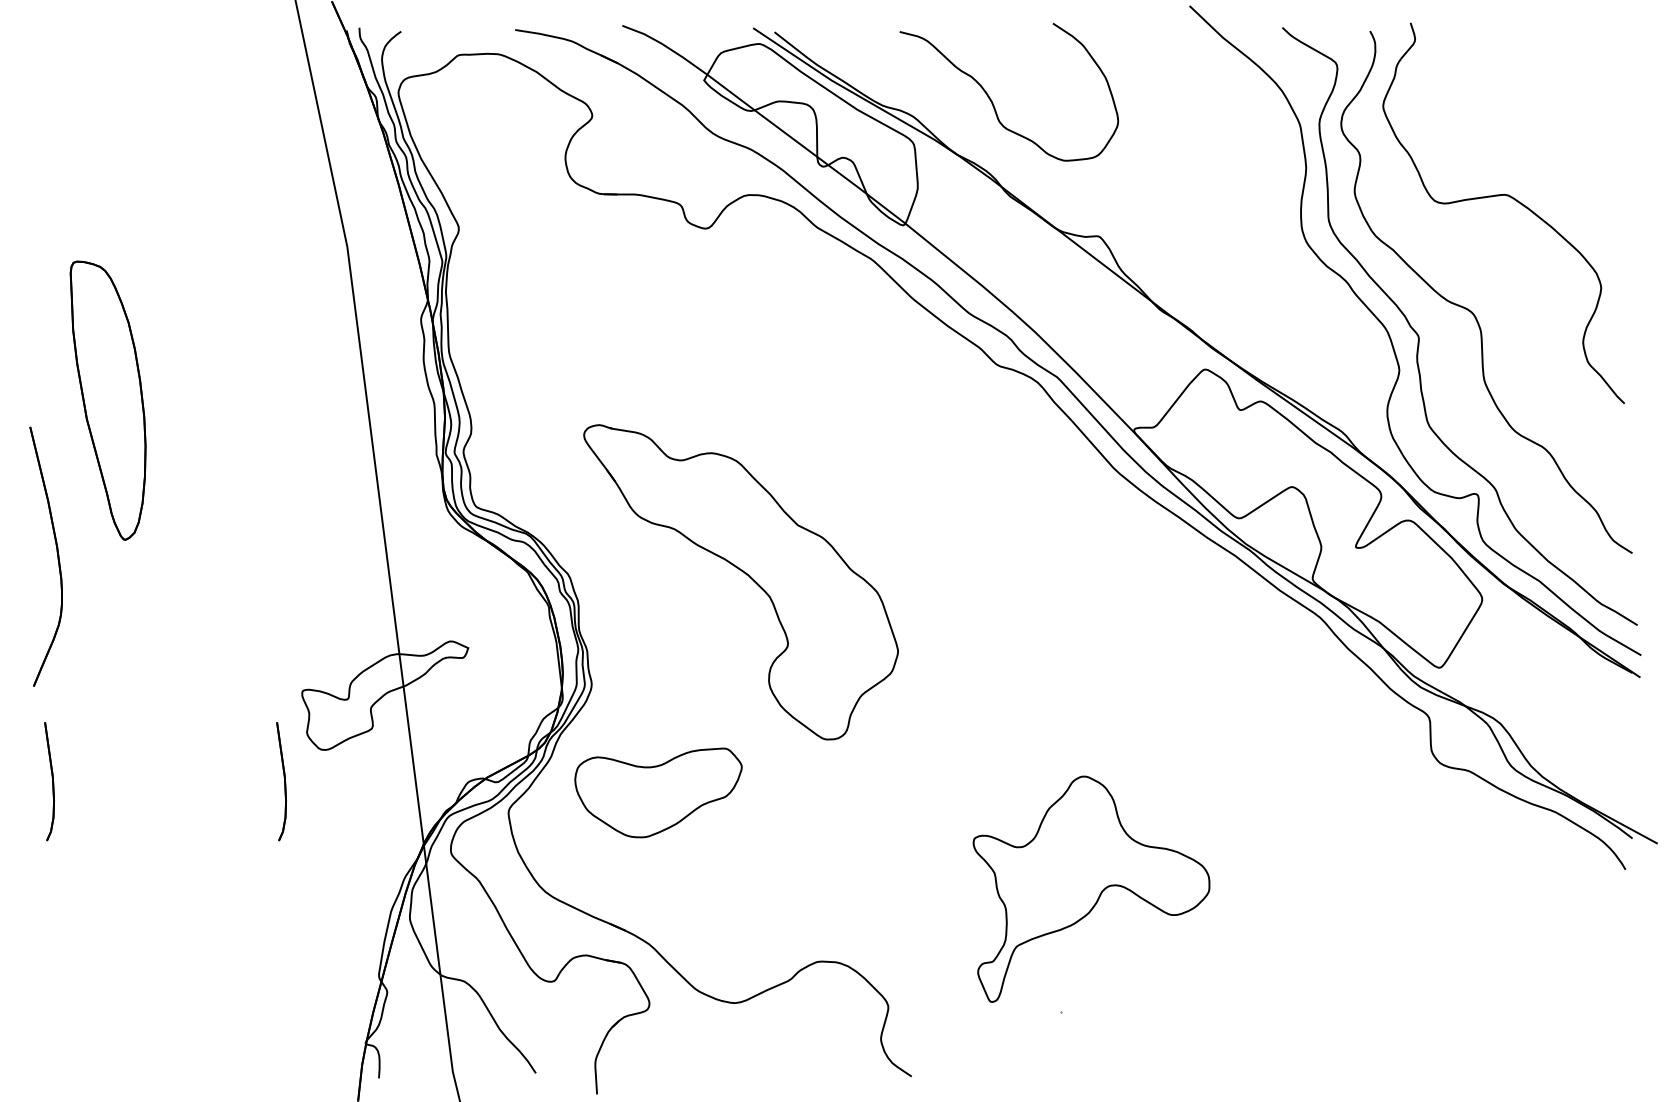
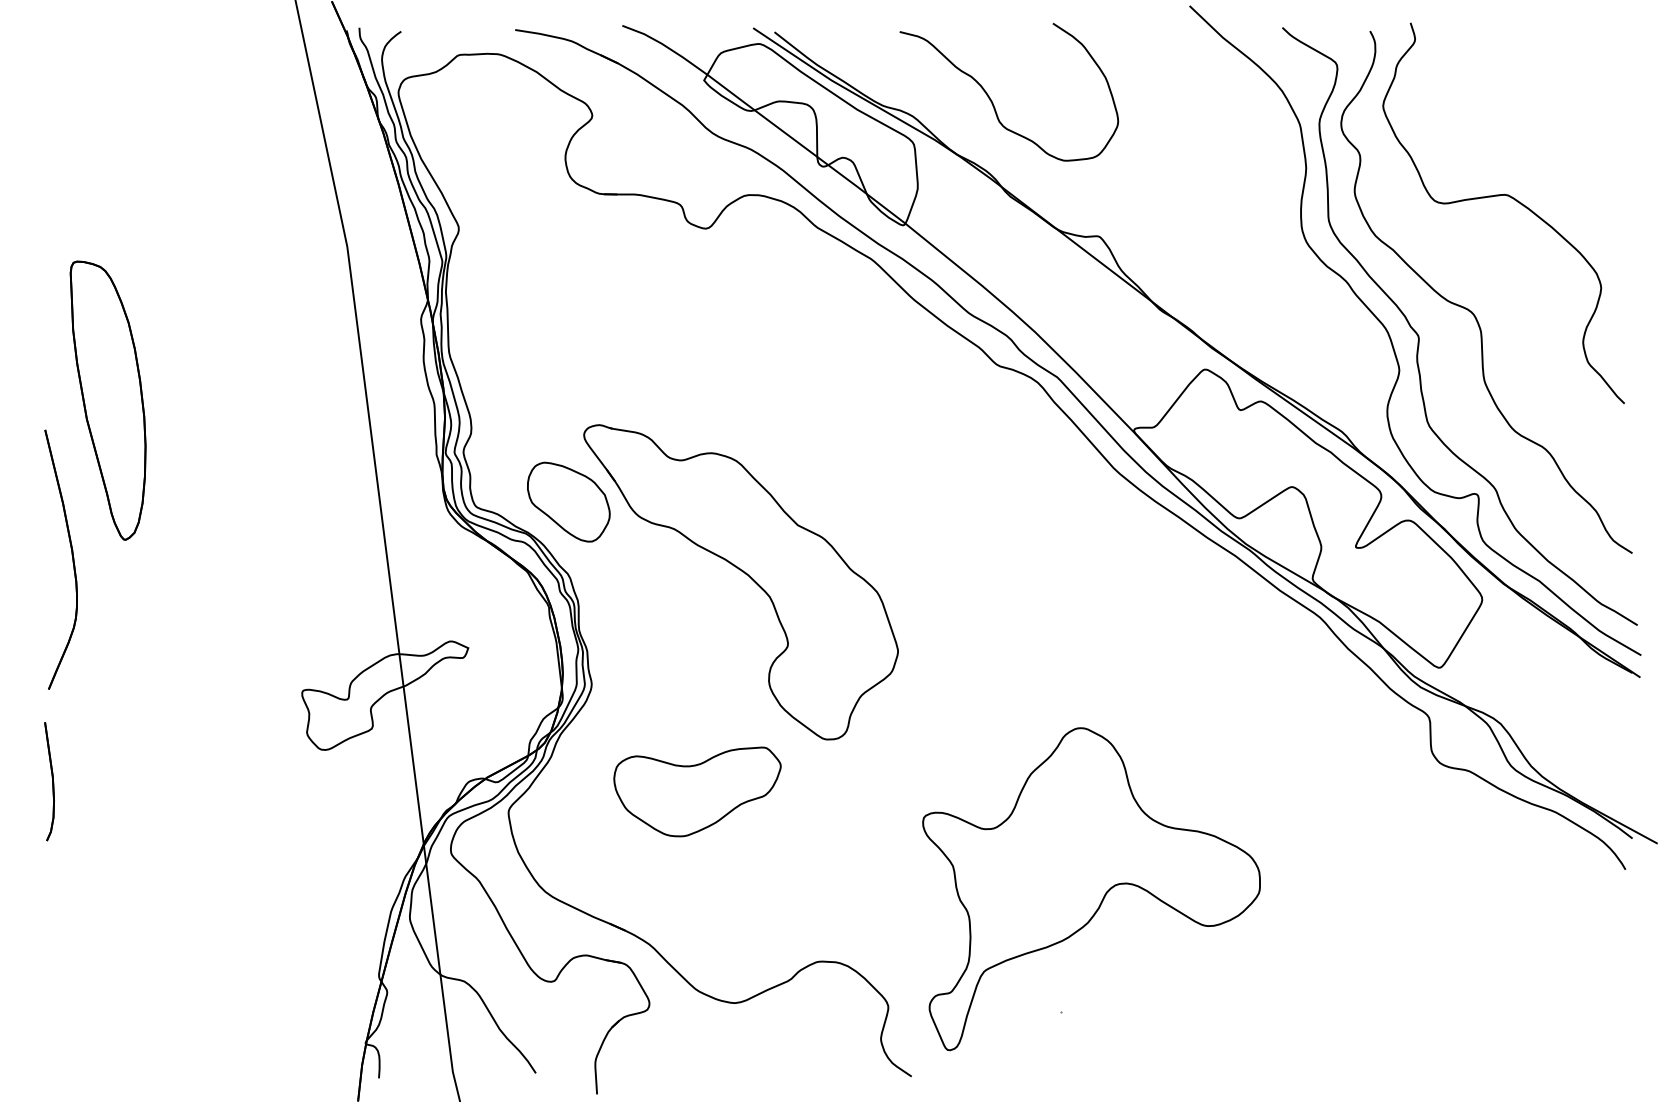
part: none -> present (568, 501)
part position: (56, 552) -> (71, 555) (71, 555)
part: present -> none (281, 781)
part position: (658, 792) -> (697, 791) (697, 791)
part size: 239x228 px -> 339x325 px (1091, 889)
